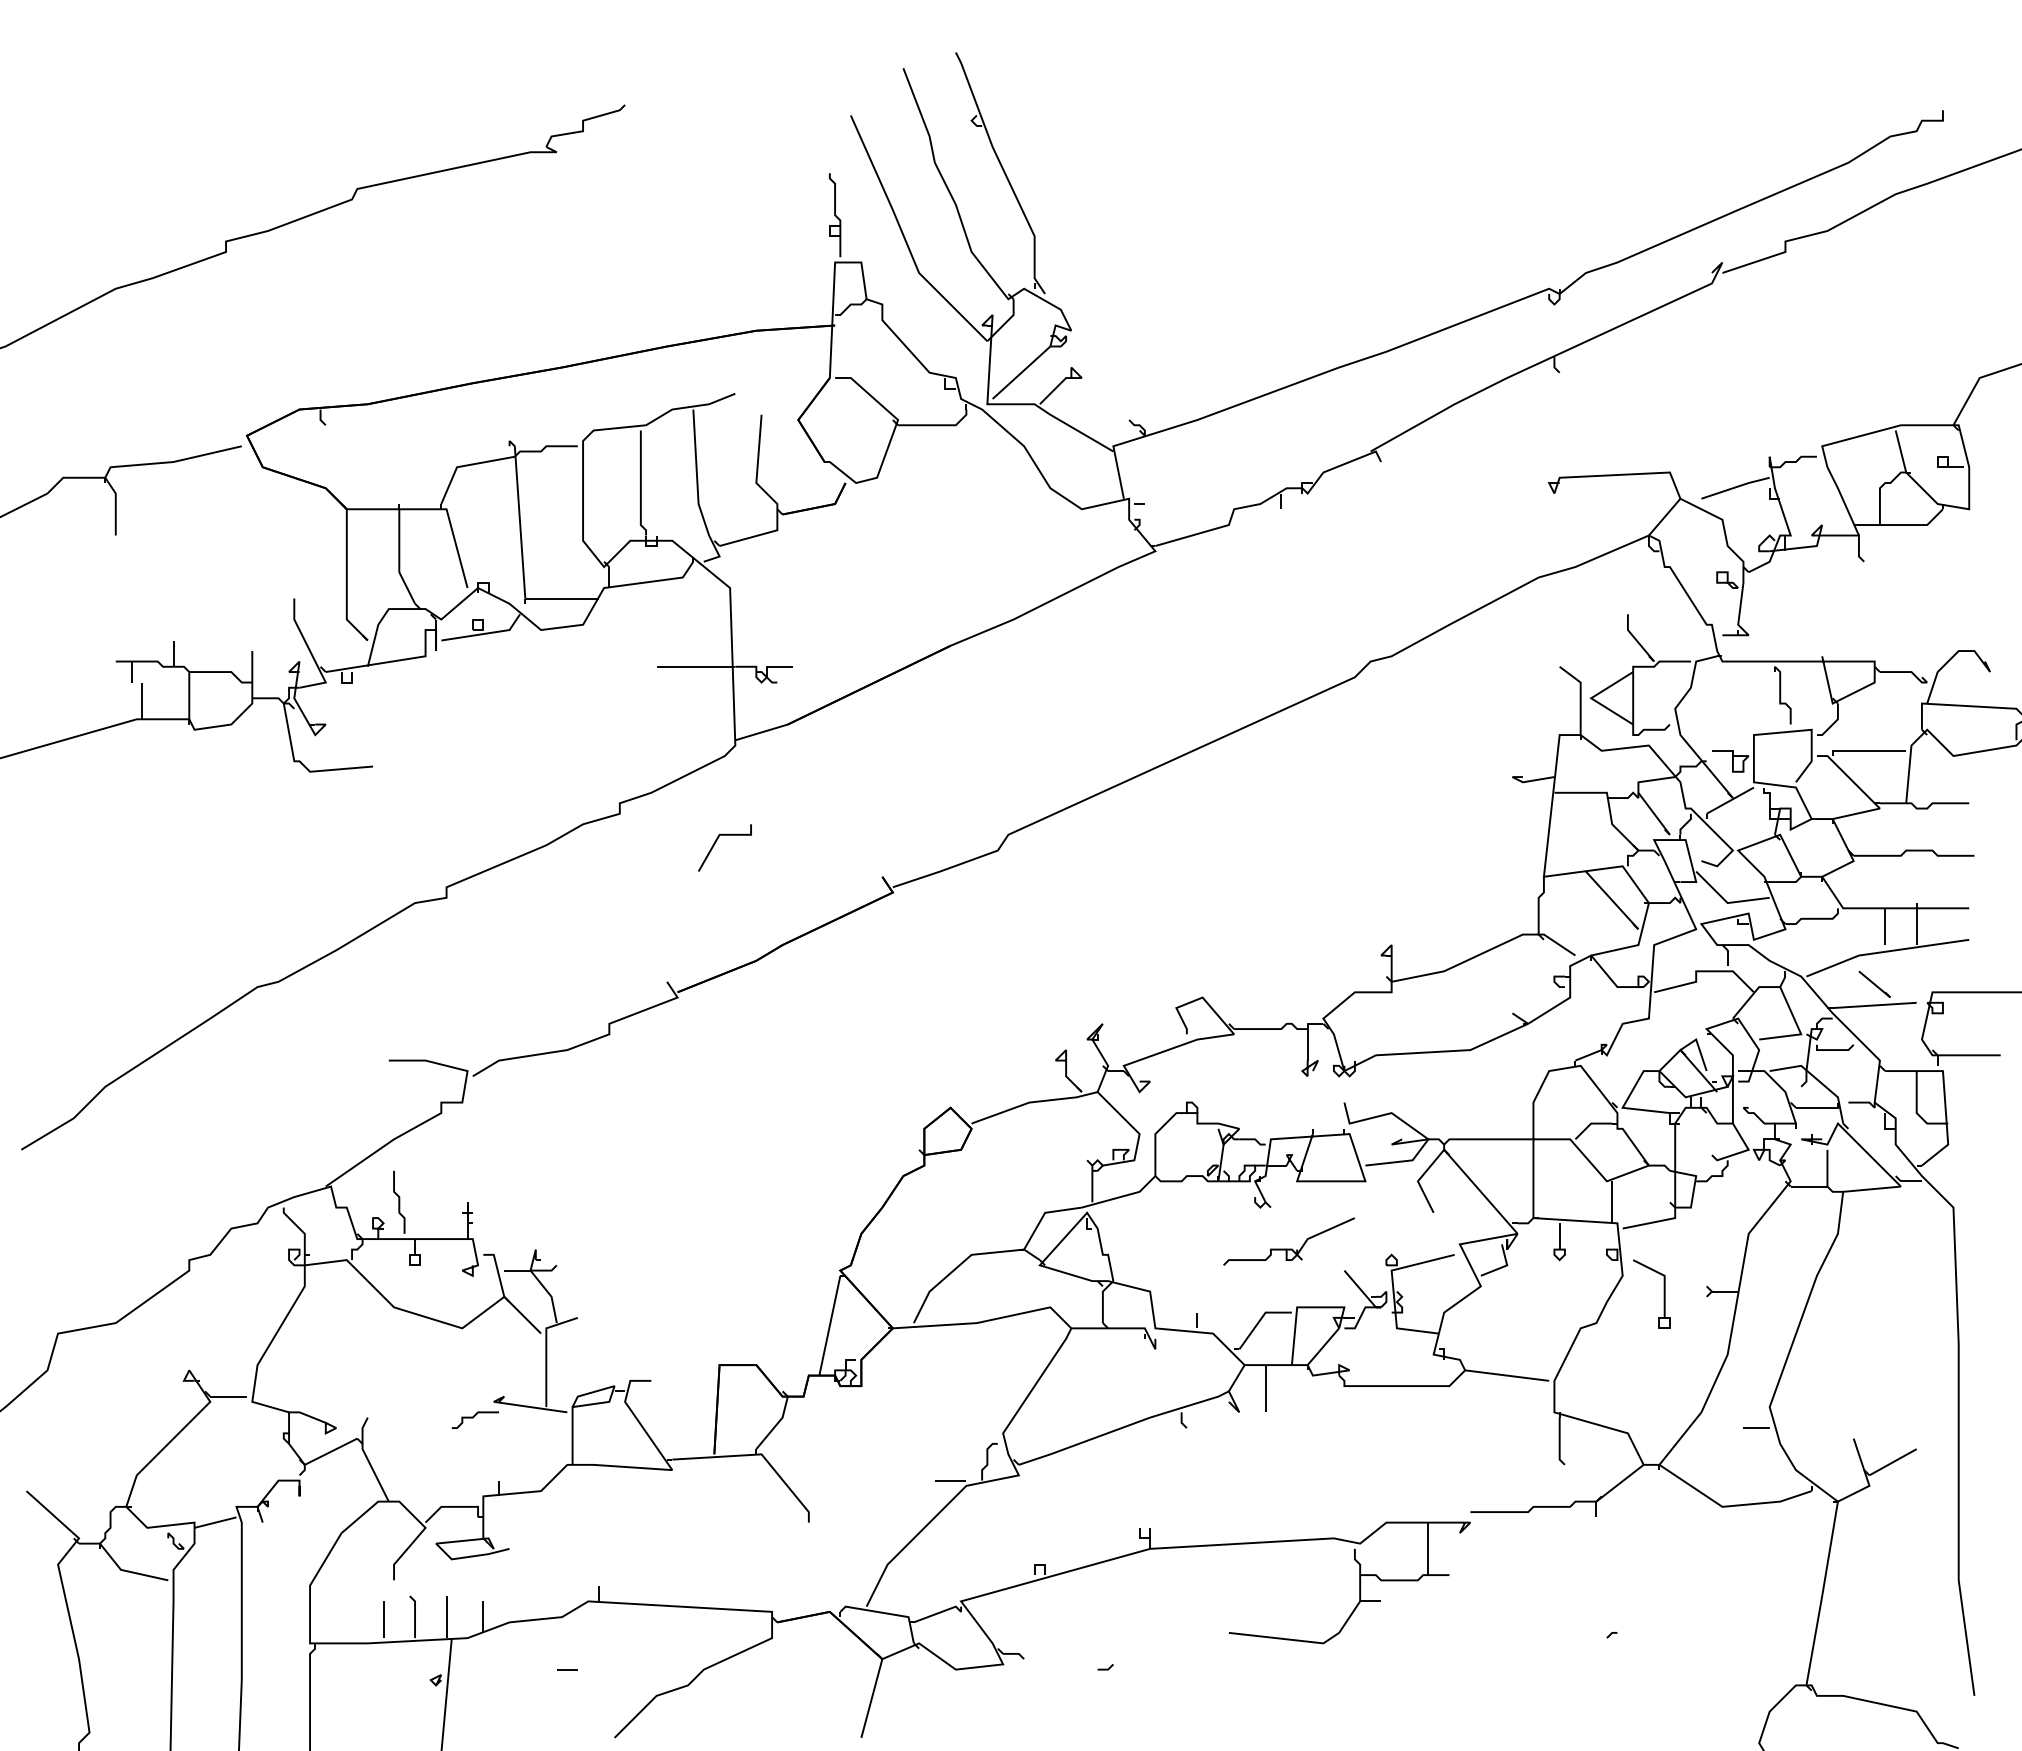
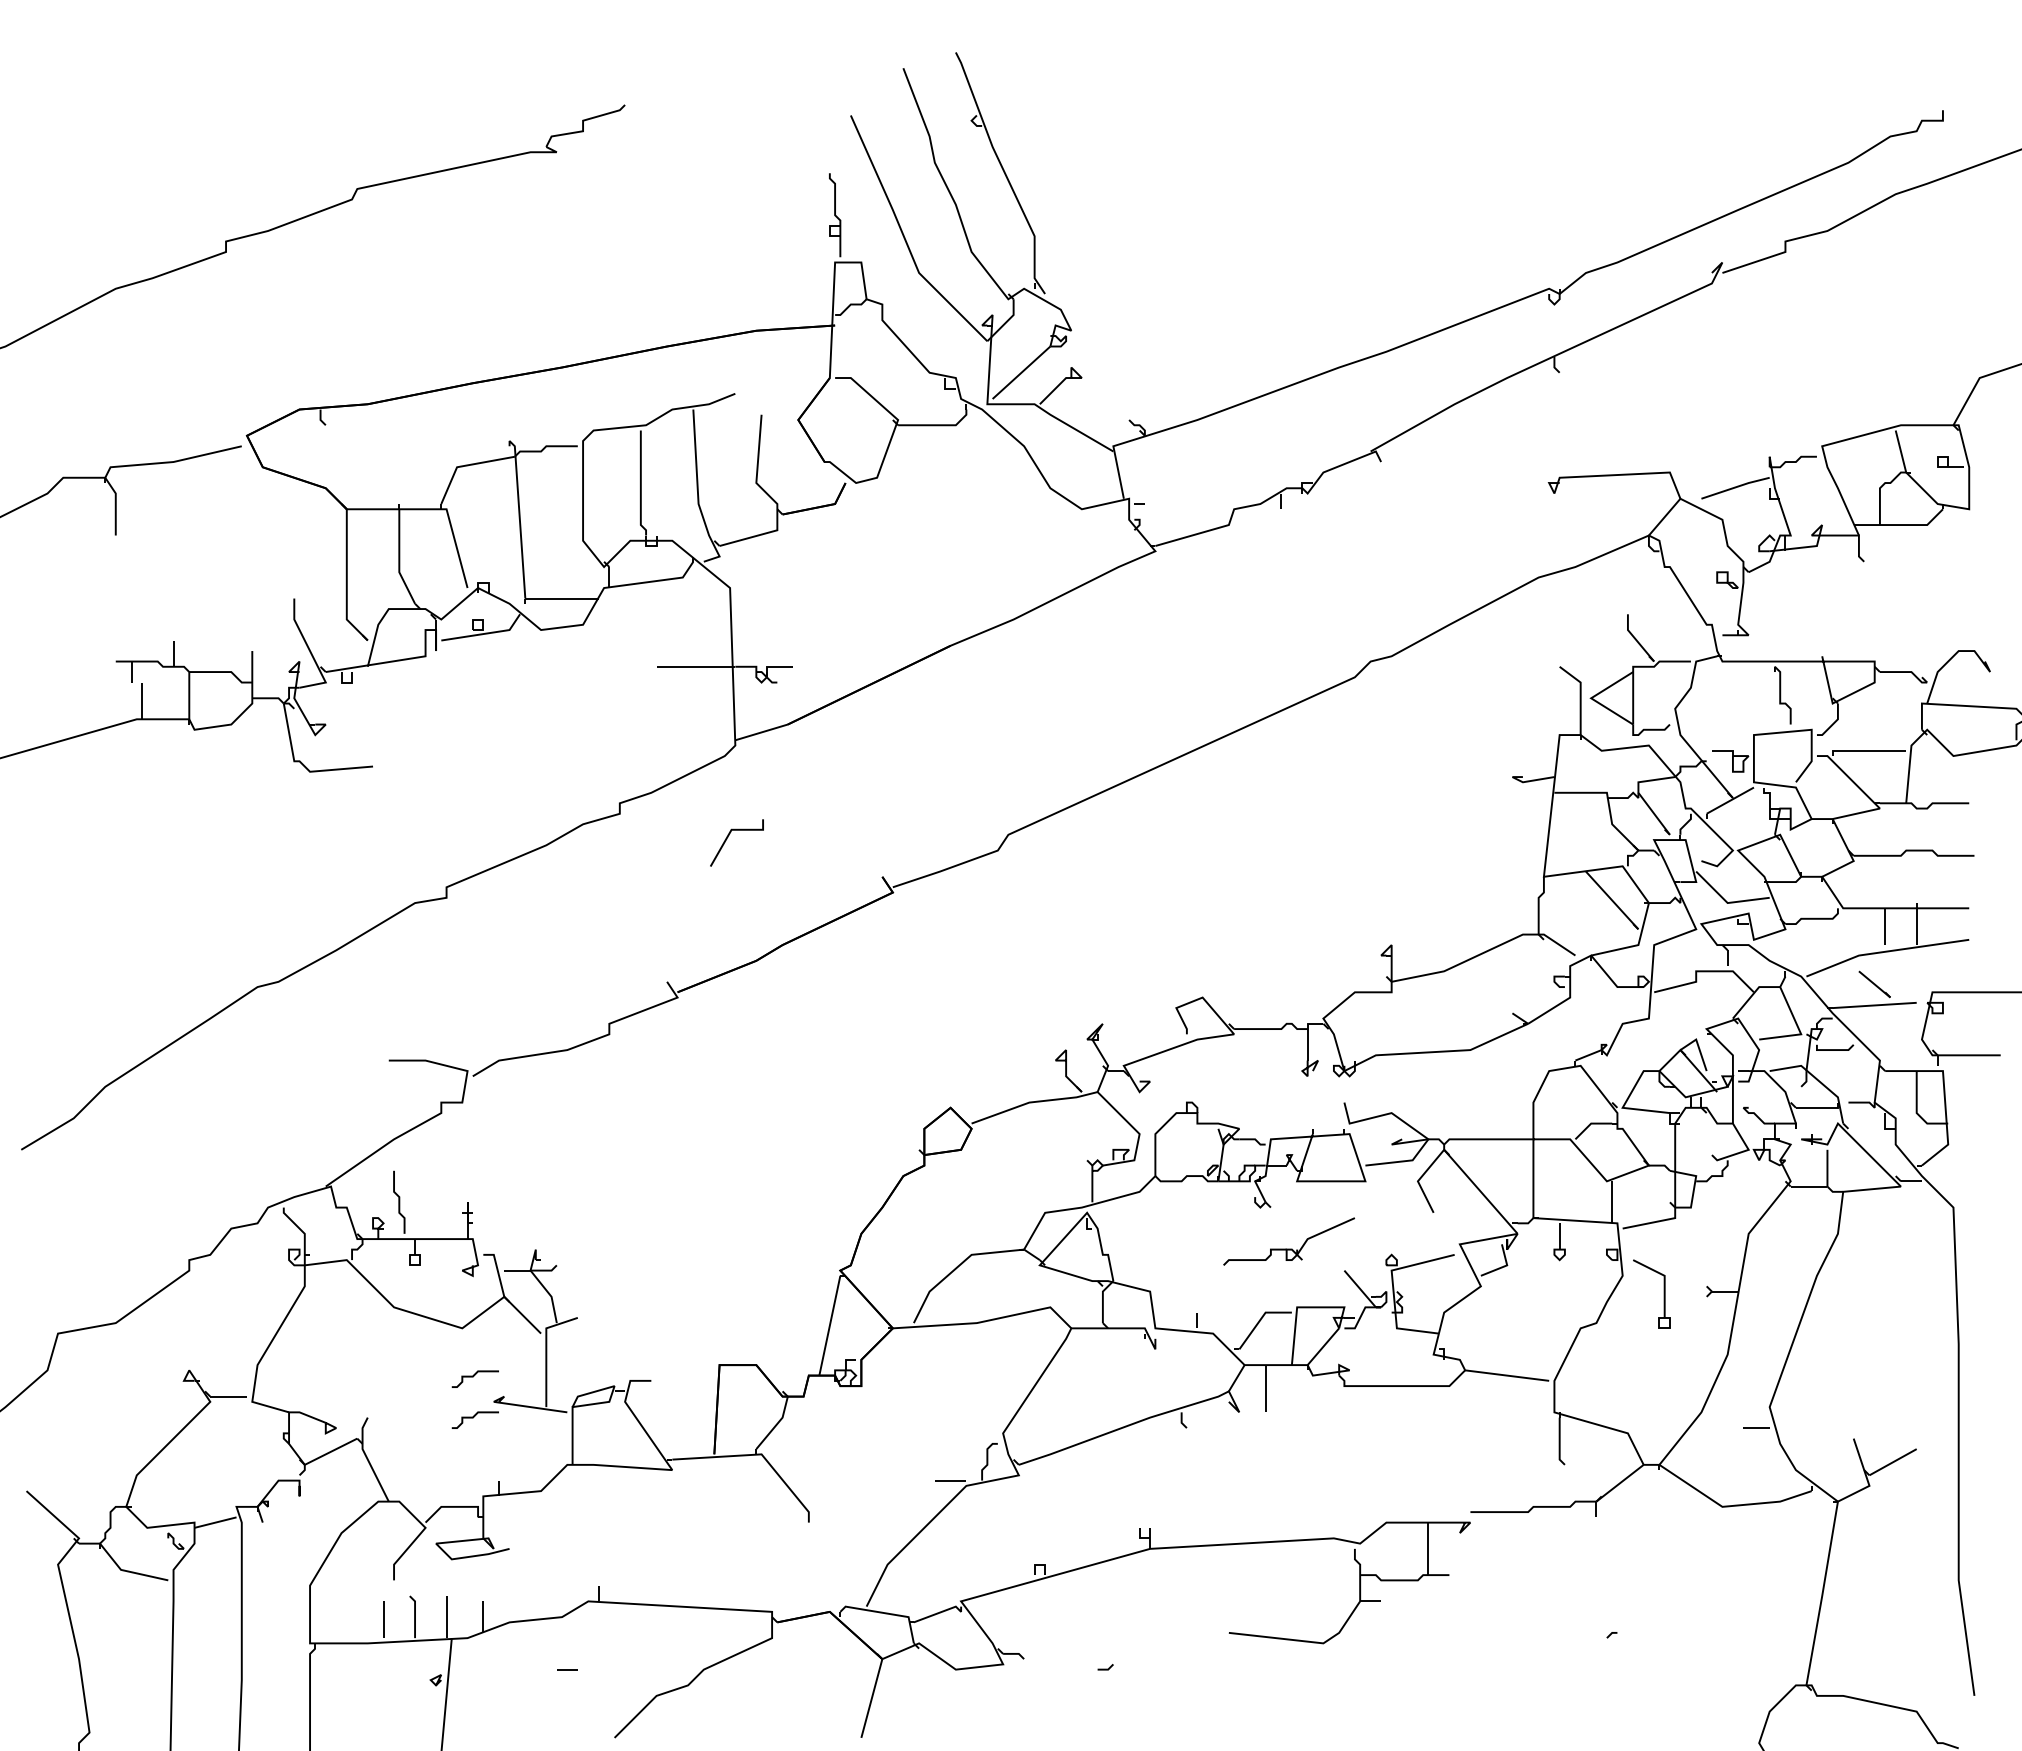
line position: (716, 842) -> (728, 837) (728, 837)
curve: none -> present (473, 1377)
